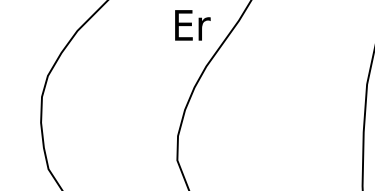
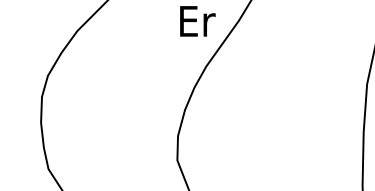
text position: (192, 25) -> (197, 21) (197, 21)
